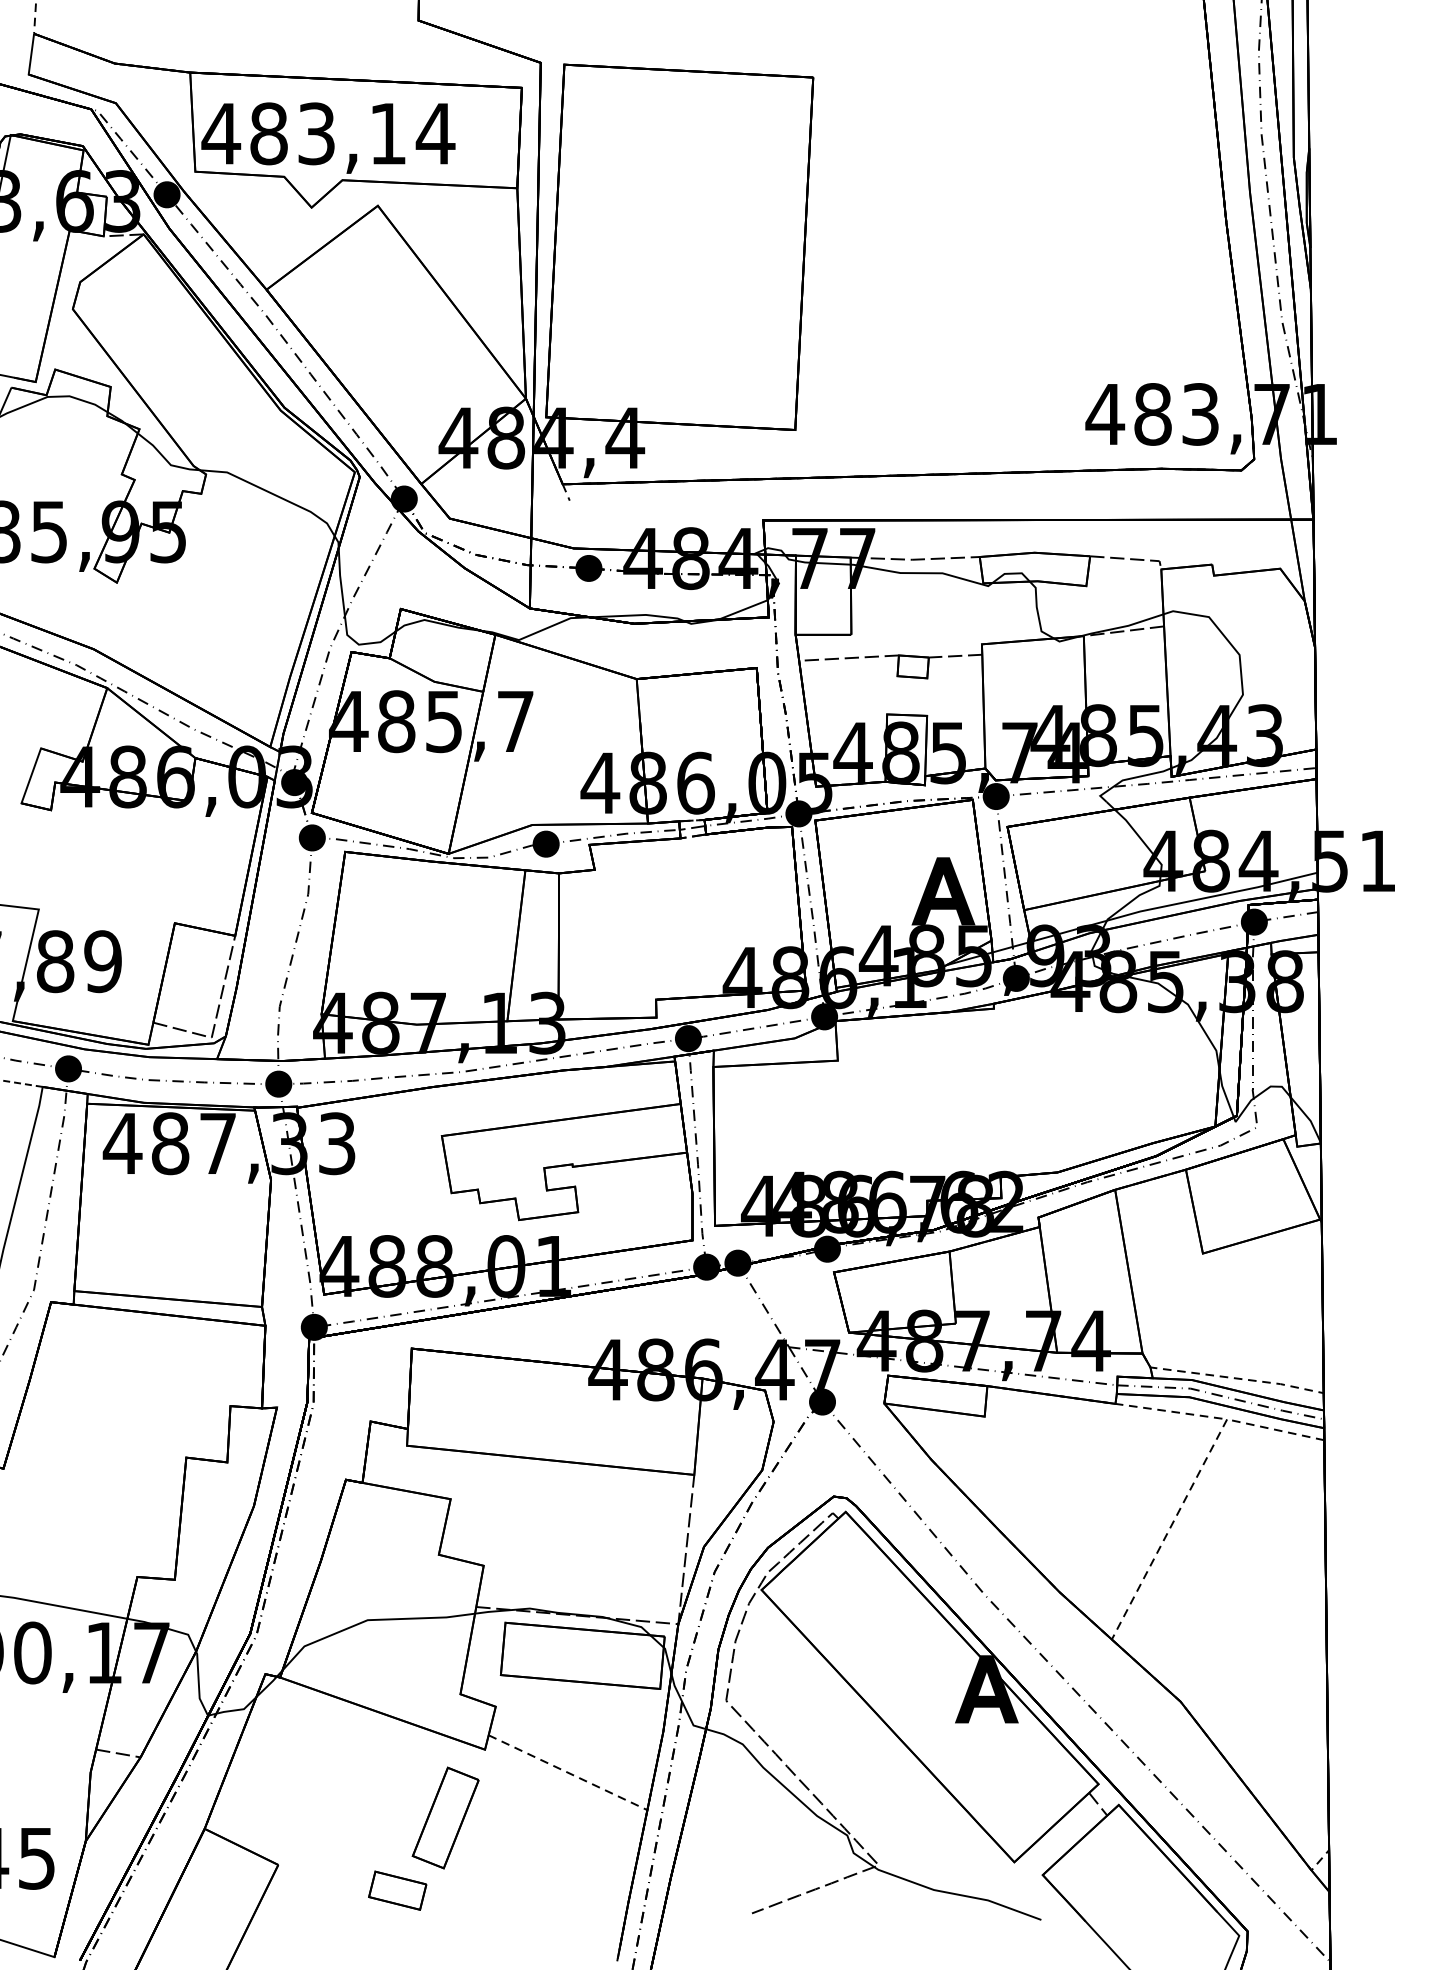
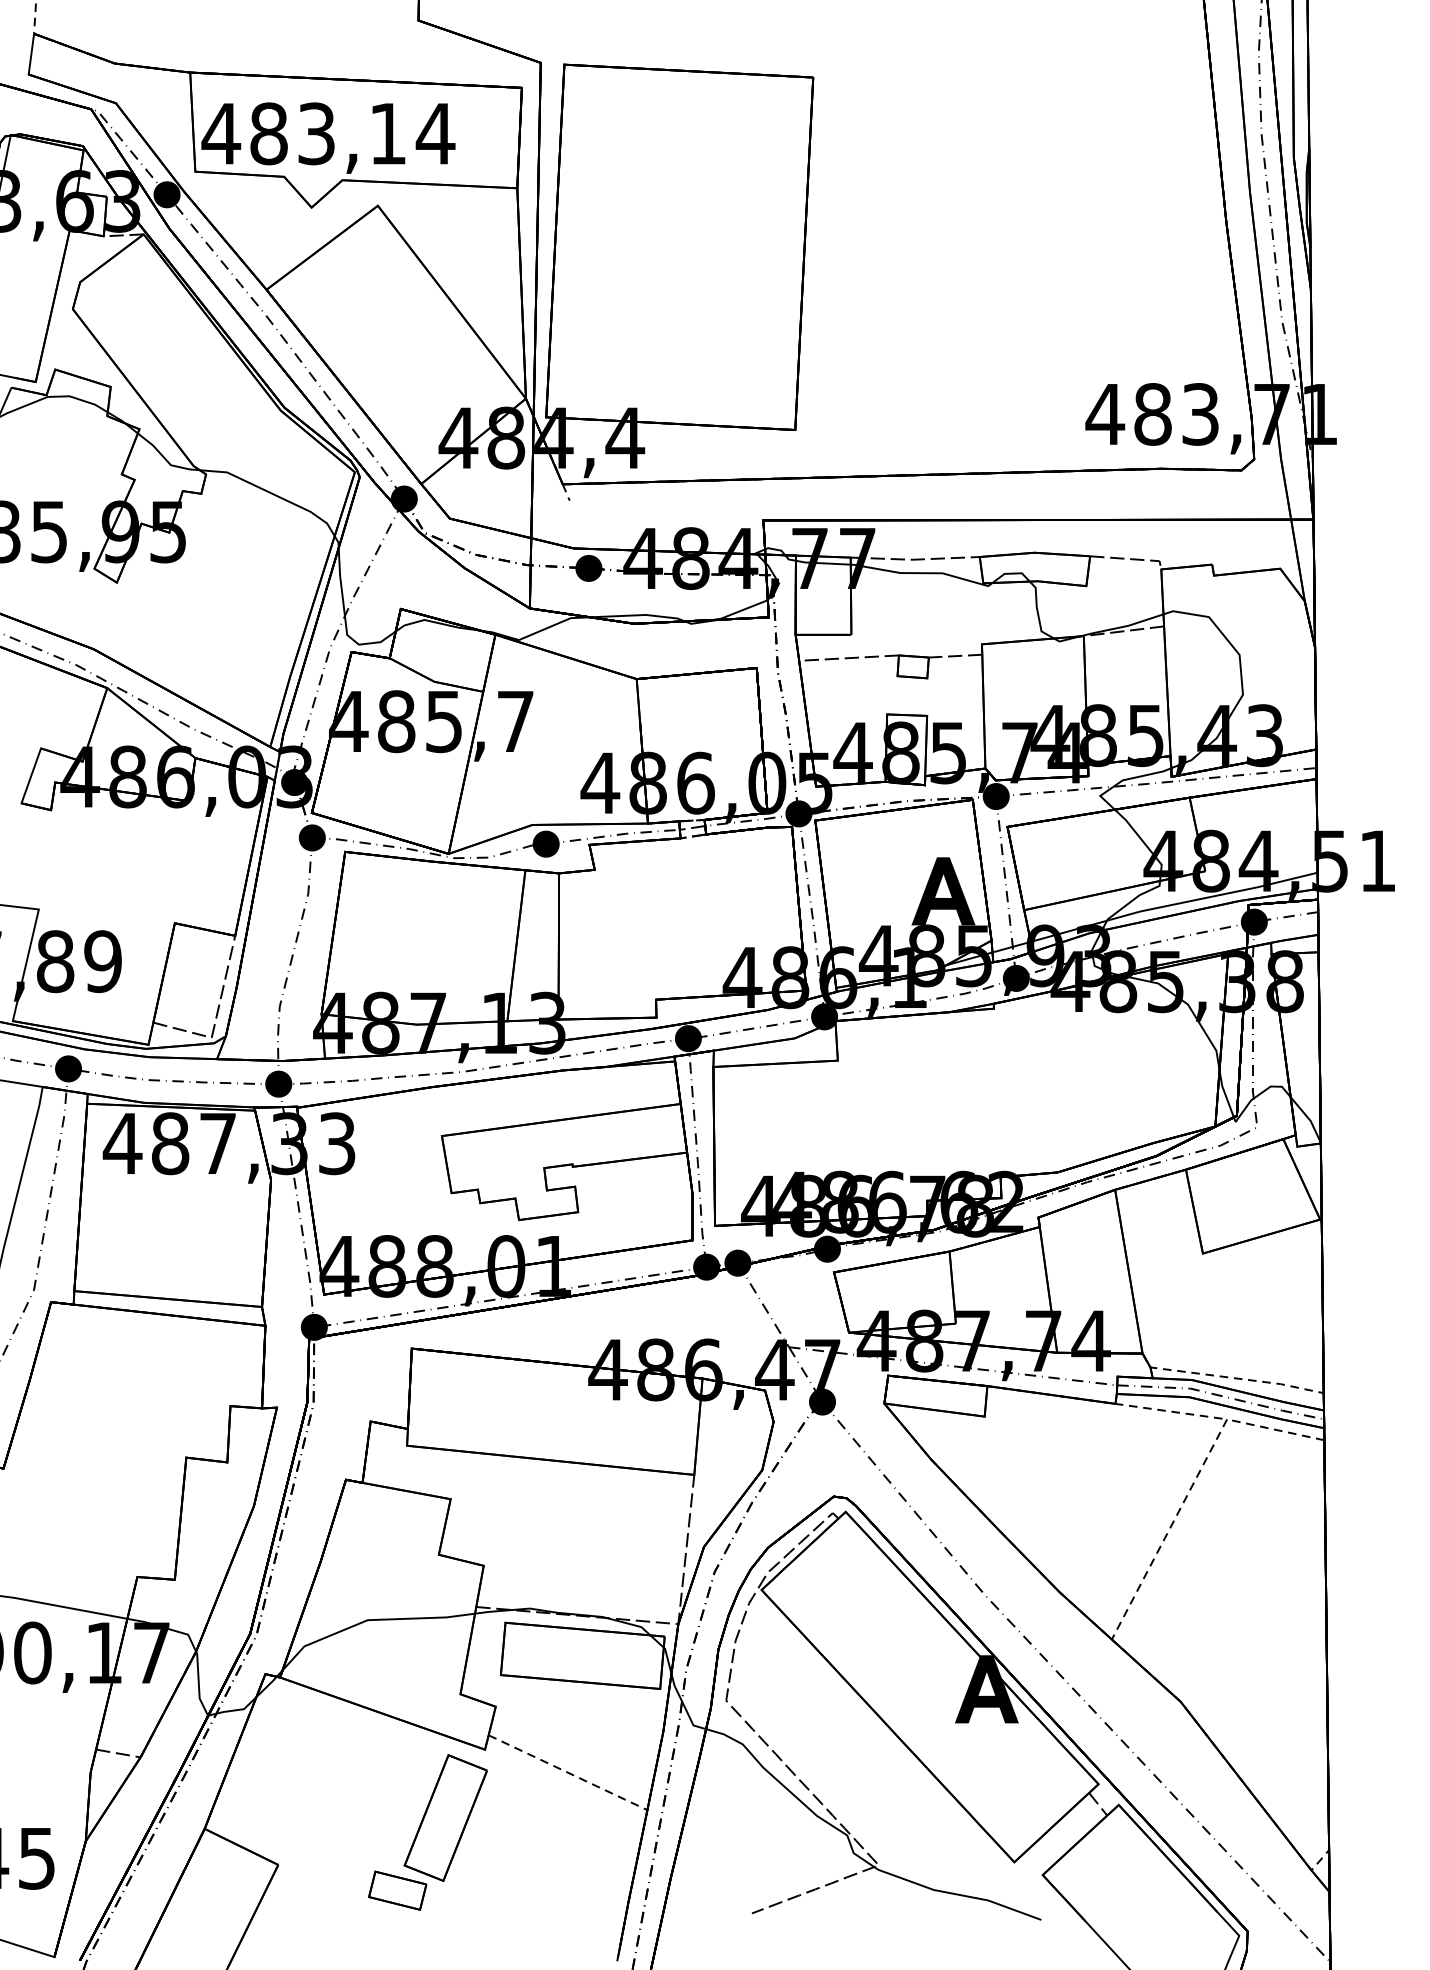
line: dashed -> solid (21, 1083)
part size: 69x104 px -> 85x128 px (445, 1817)
